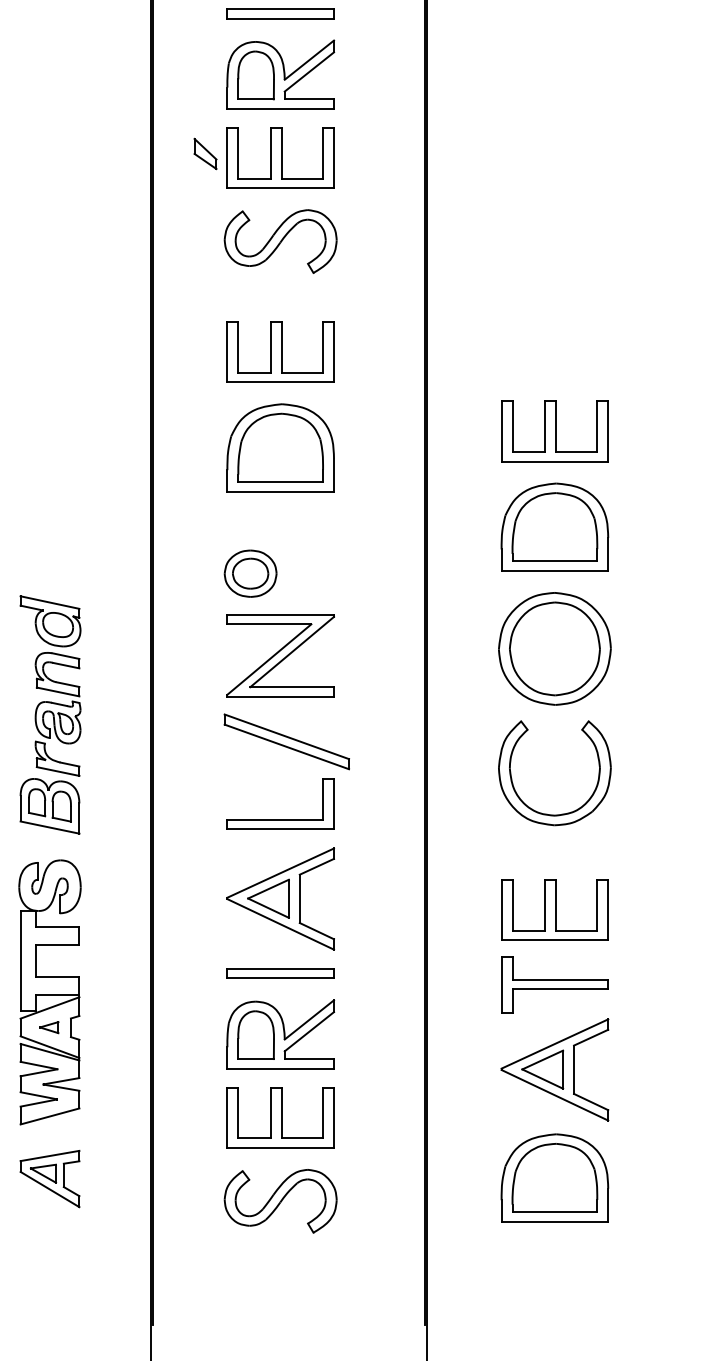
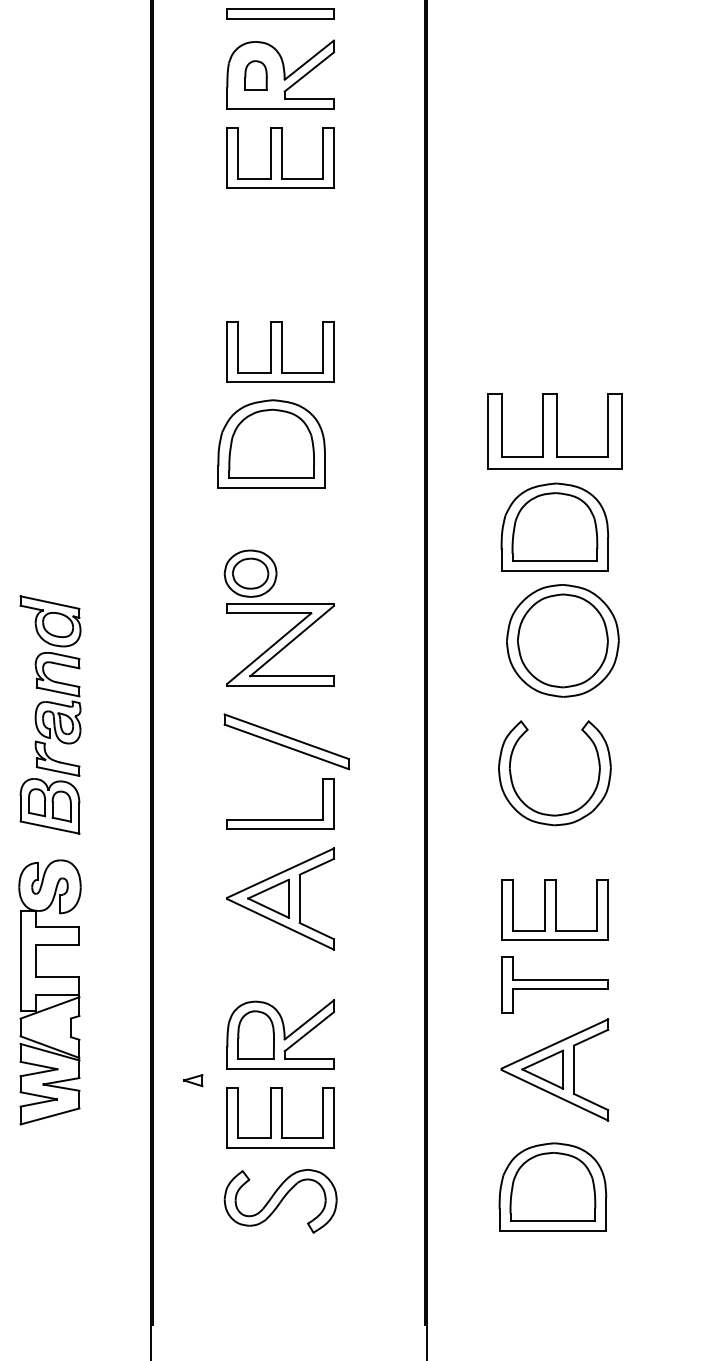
part size: 38x51 px -> 24x31 px (255, 75)
part: present -> none (205, 153)
part: present -> none (280, 241)
part size: 108x63 px -> 136x77 px (554, 431)
part position: (280, 447) -> (271, 443) (271, 443)
part position: (554, 648) -> (562, 640) (562, 640)
part position: (280, 655) -> (280, 644) (280, 644)
part: present -> none (280, 973)
part position: (49, 1027) -> (193, 1080) (193, 1080)
part position: (554, 1177) -> (552, 1186) (552, 1186)
part: present -> none (49, 1179)
